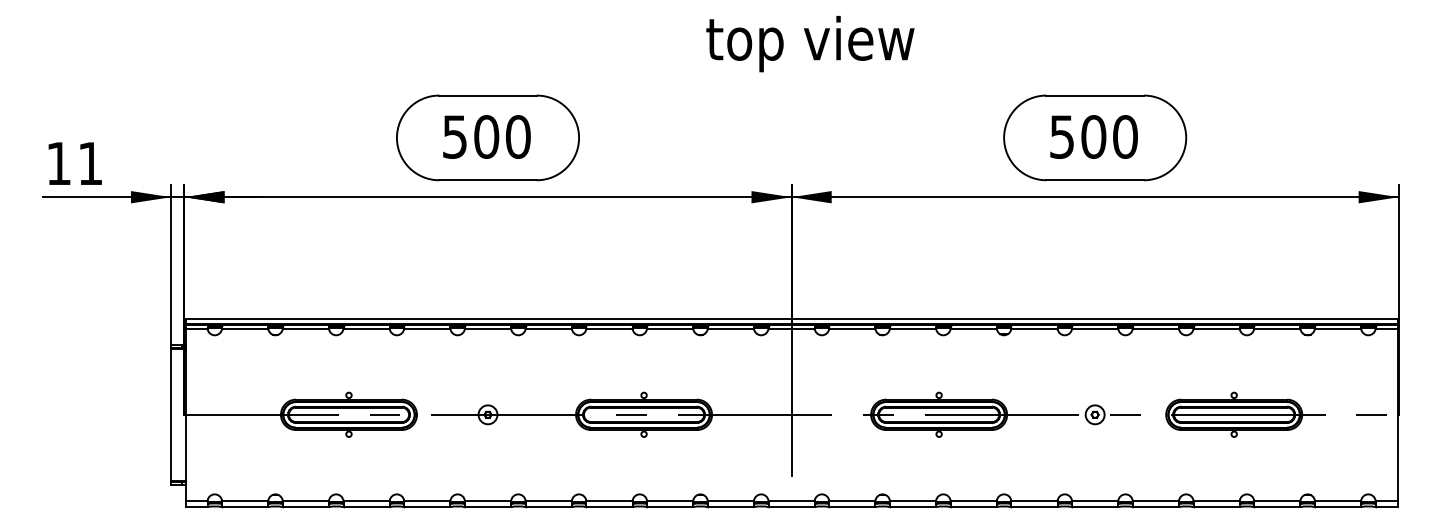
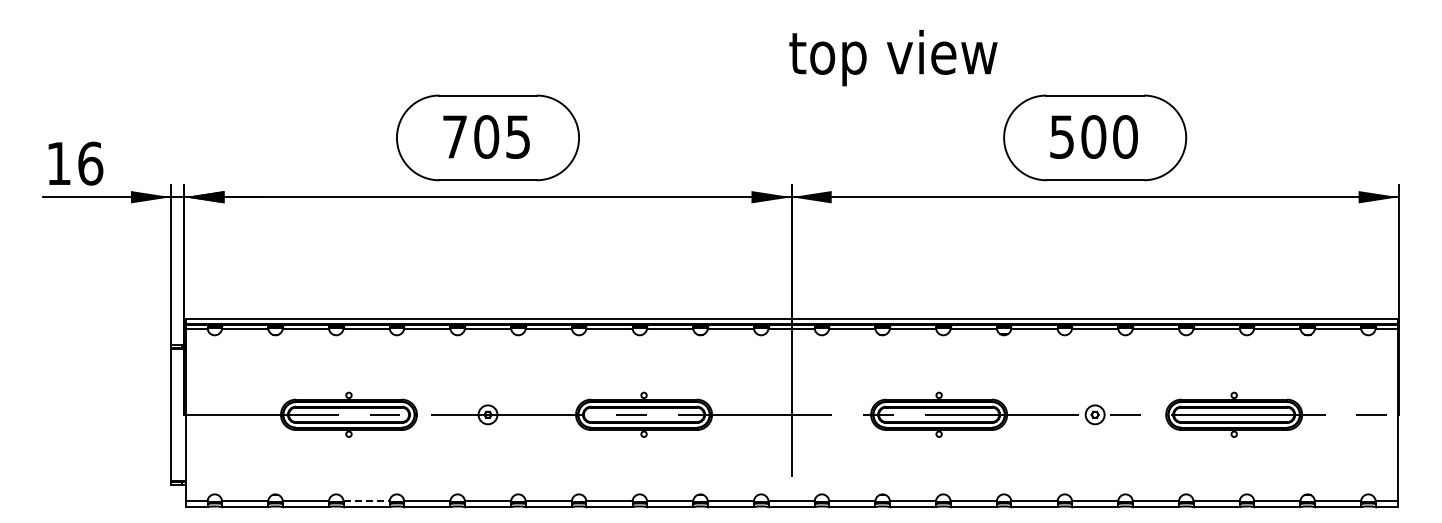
text position: (810, 44) -> (893, 58) (893, 58)
text: 500 -> 705 (486, 136)
text: 11 -> 16 (90, 163)
line: solid -> dashed (367, 501)
